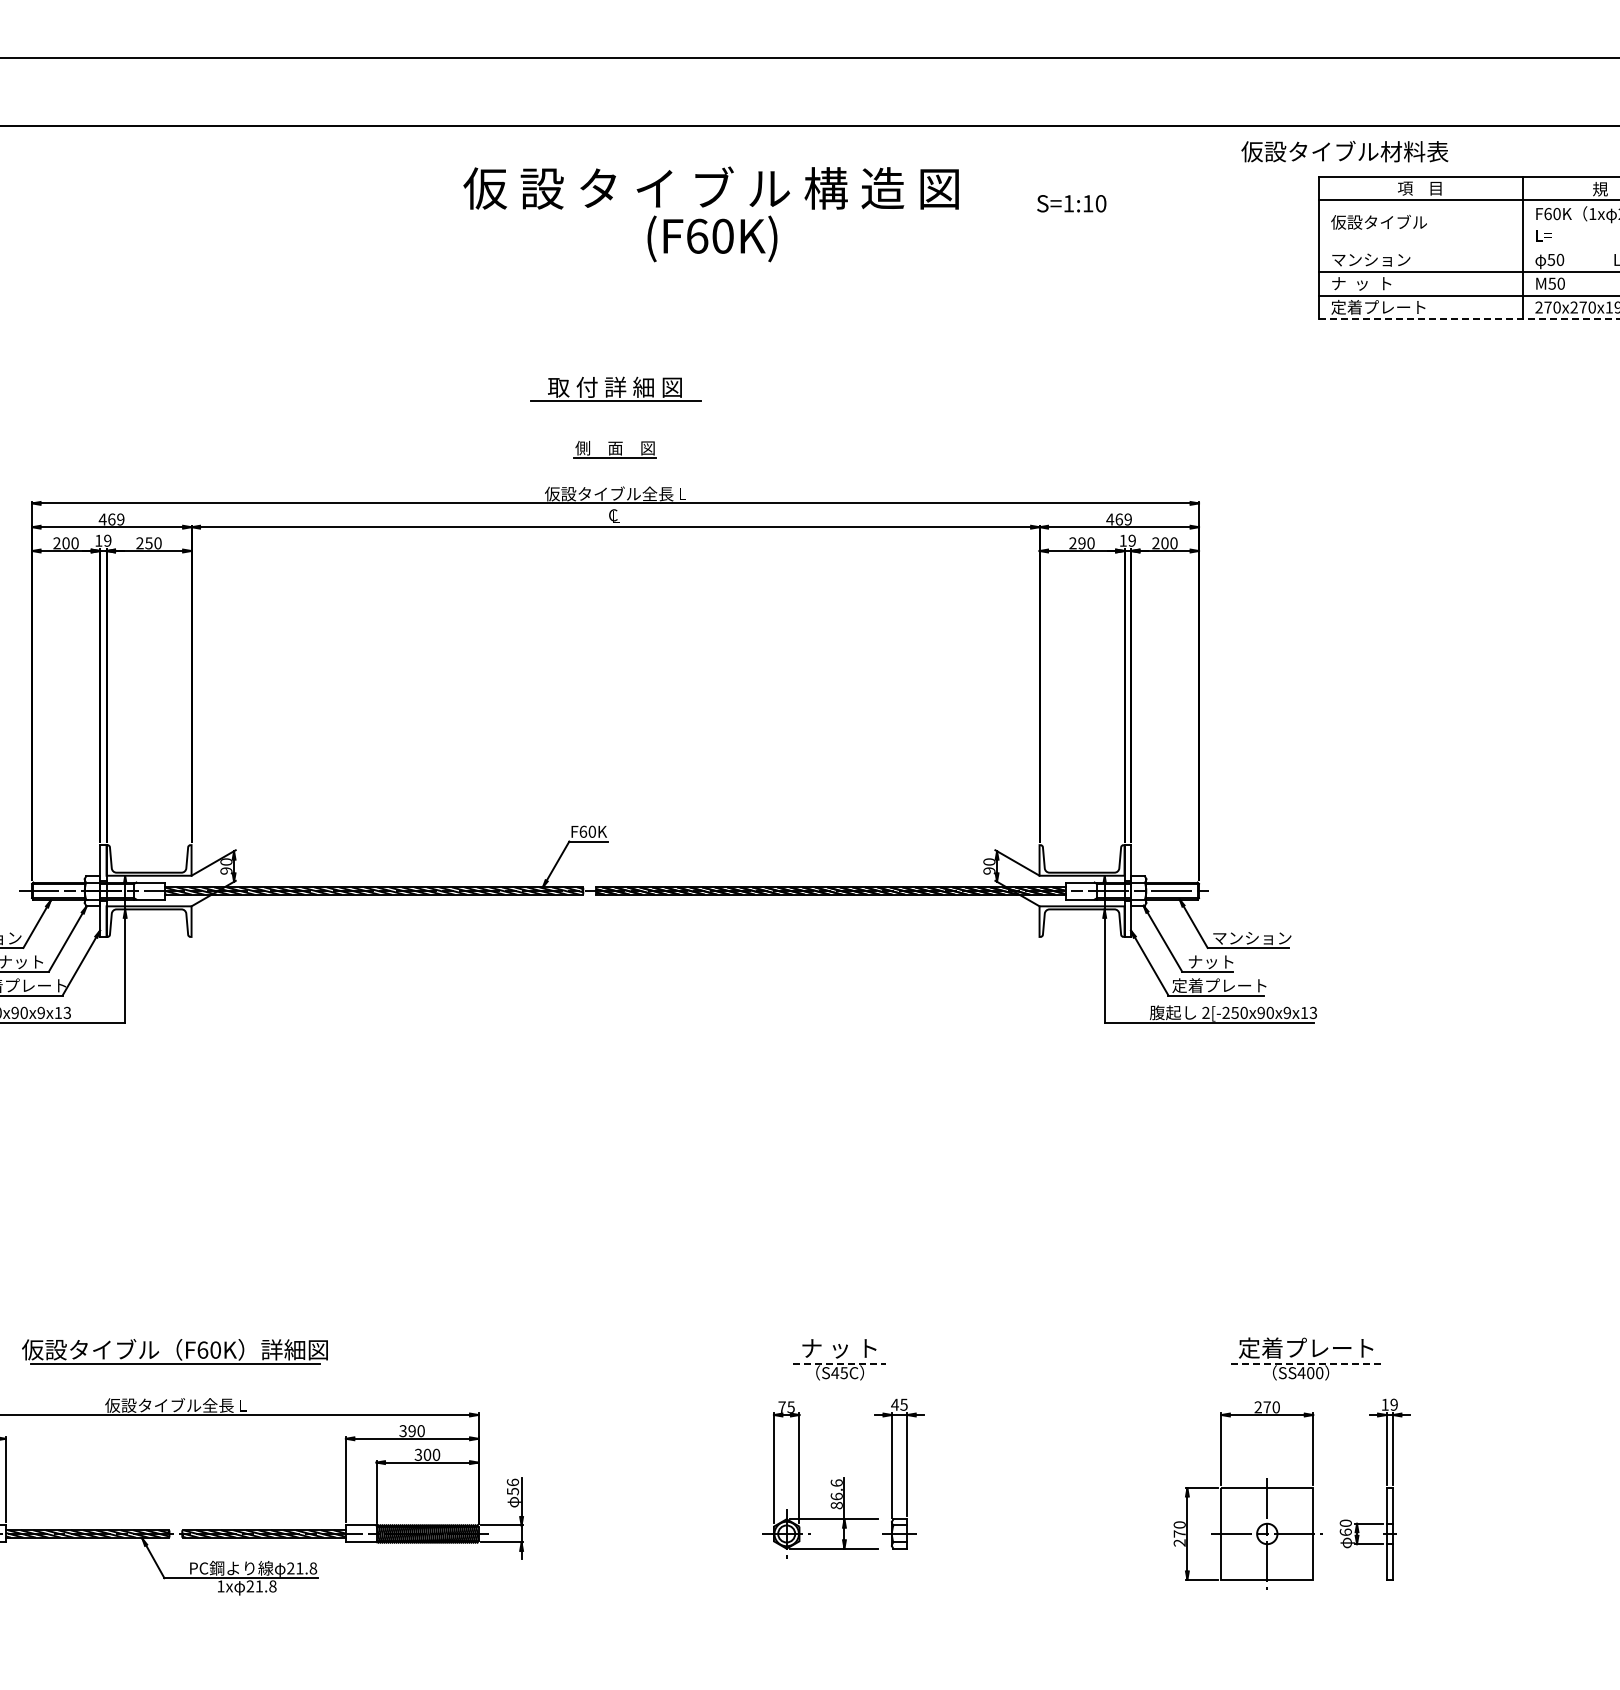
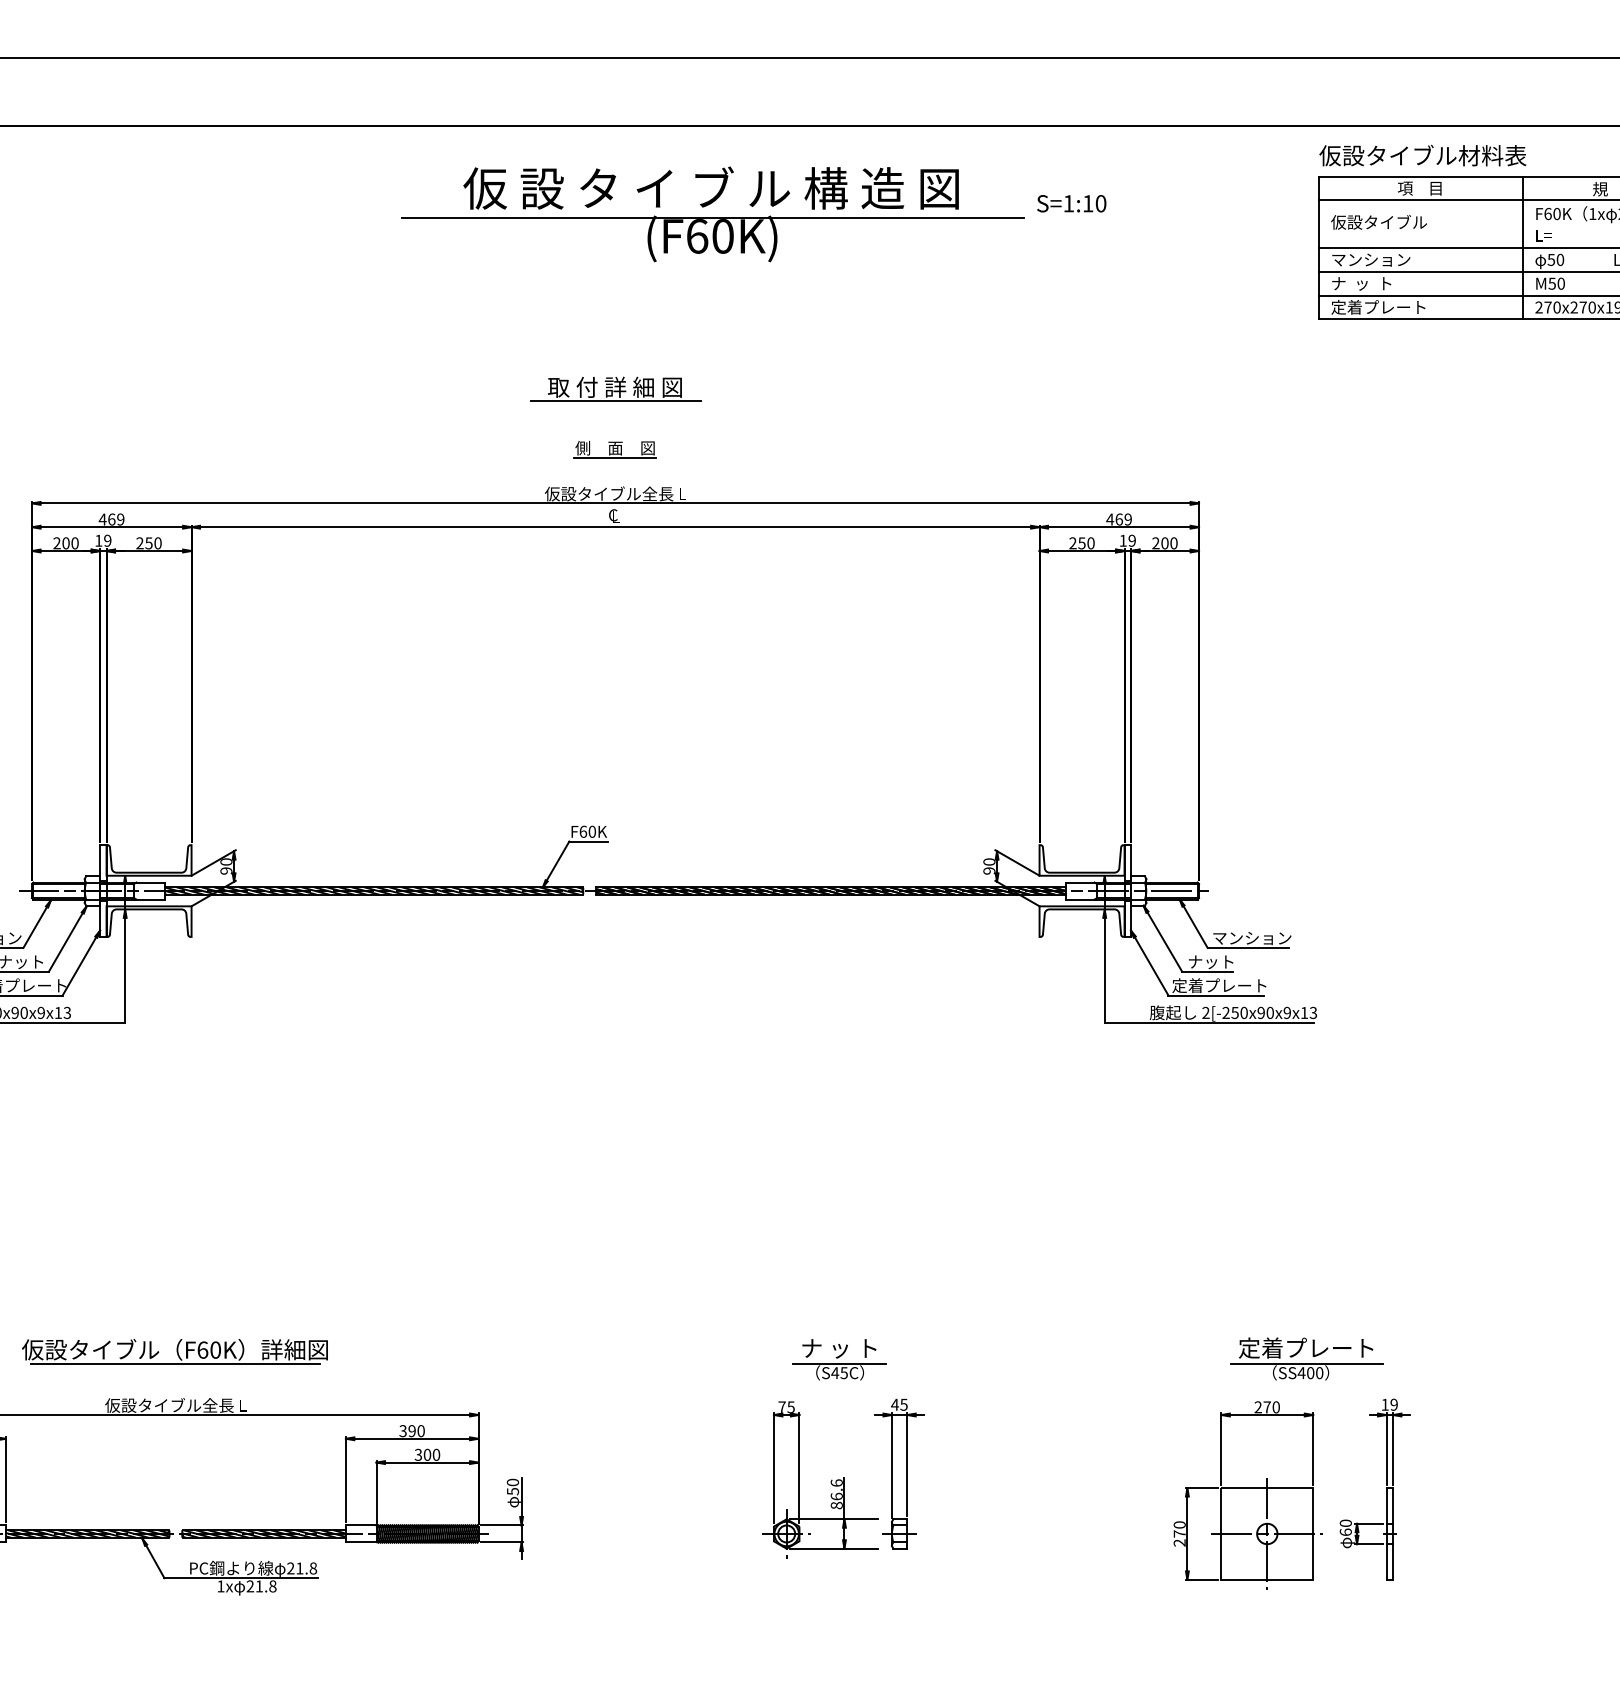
text position: (1344, 151) -> (1422, 155) (1422, 155)
line: none -> present (712, 217)
line: none -> present (1467, 248)
line: dashed -> solid (1469, 319)
text: 290 -> 250 (1081, 543)
line: dashed -> solid (839, 1363)
line: dashed -> solid (1307, 1363)
text: 56 -> 50 (512, 1482)
